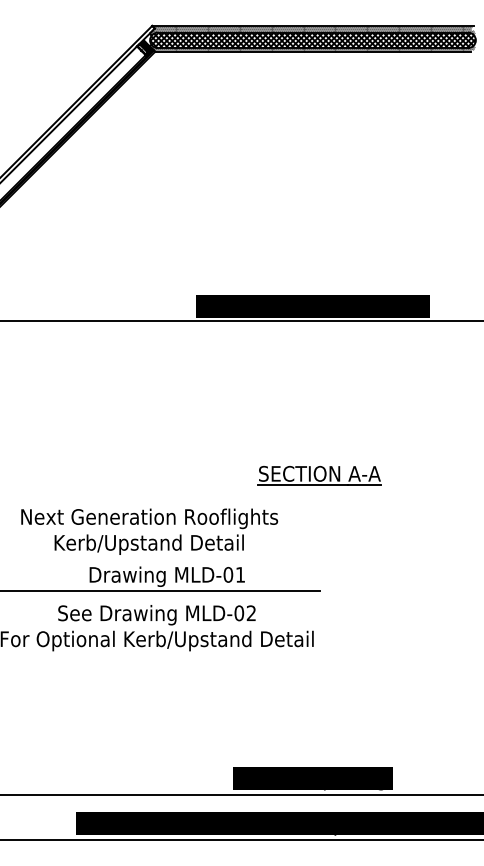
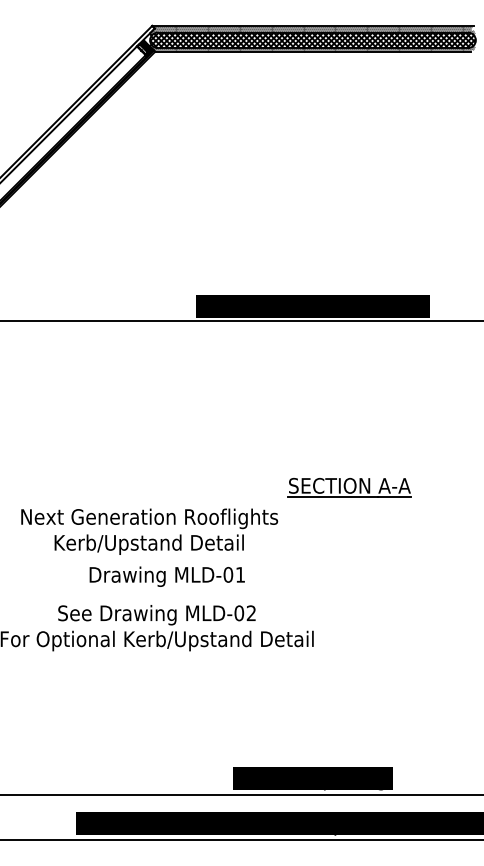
part position: (319, 475) -> (349, 487) (349, 487)
line: present -> none (160, 590)
